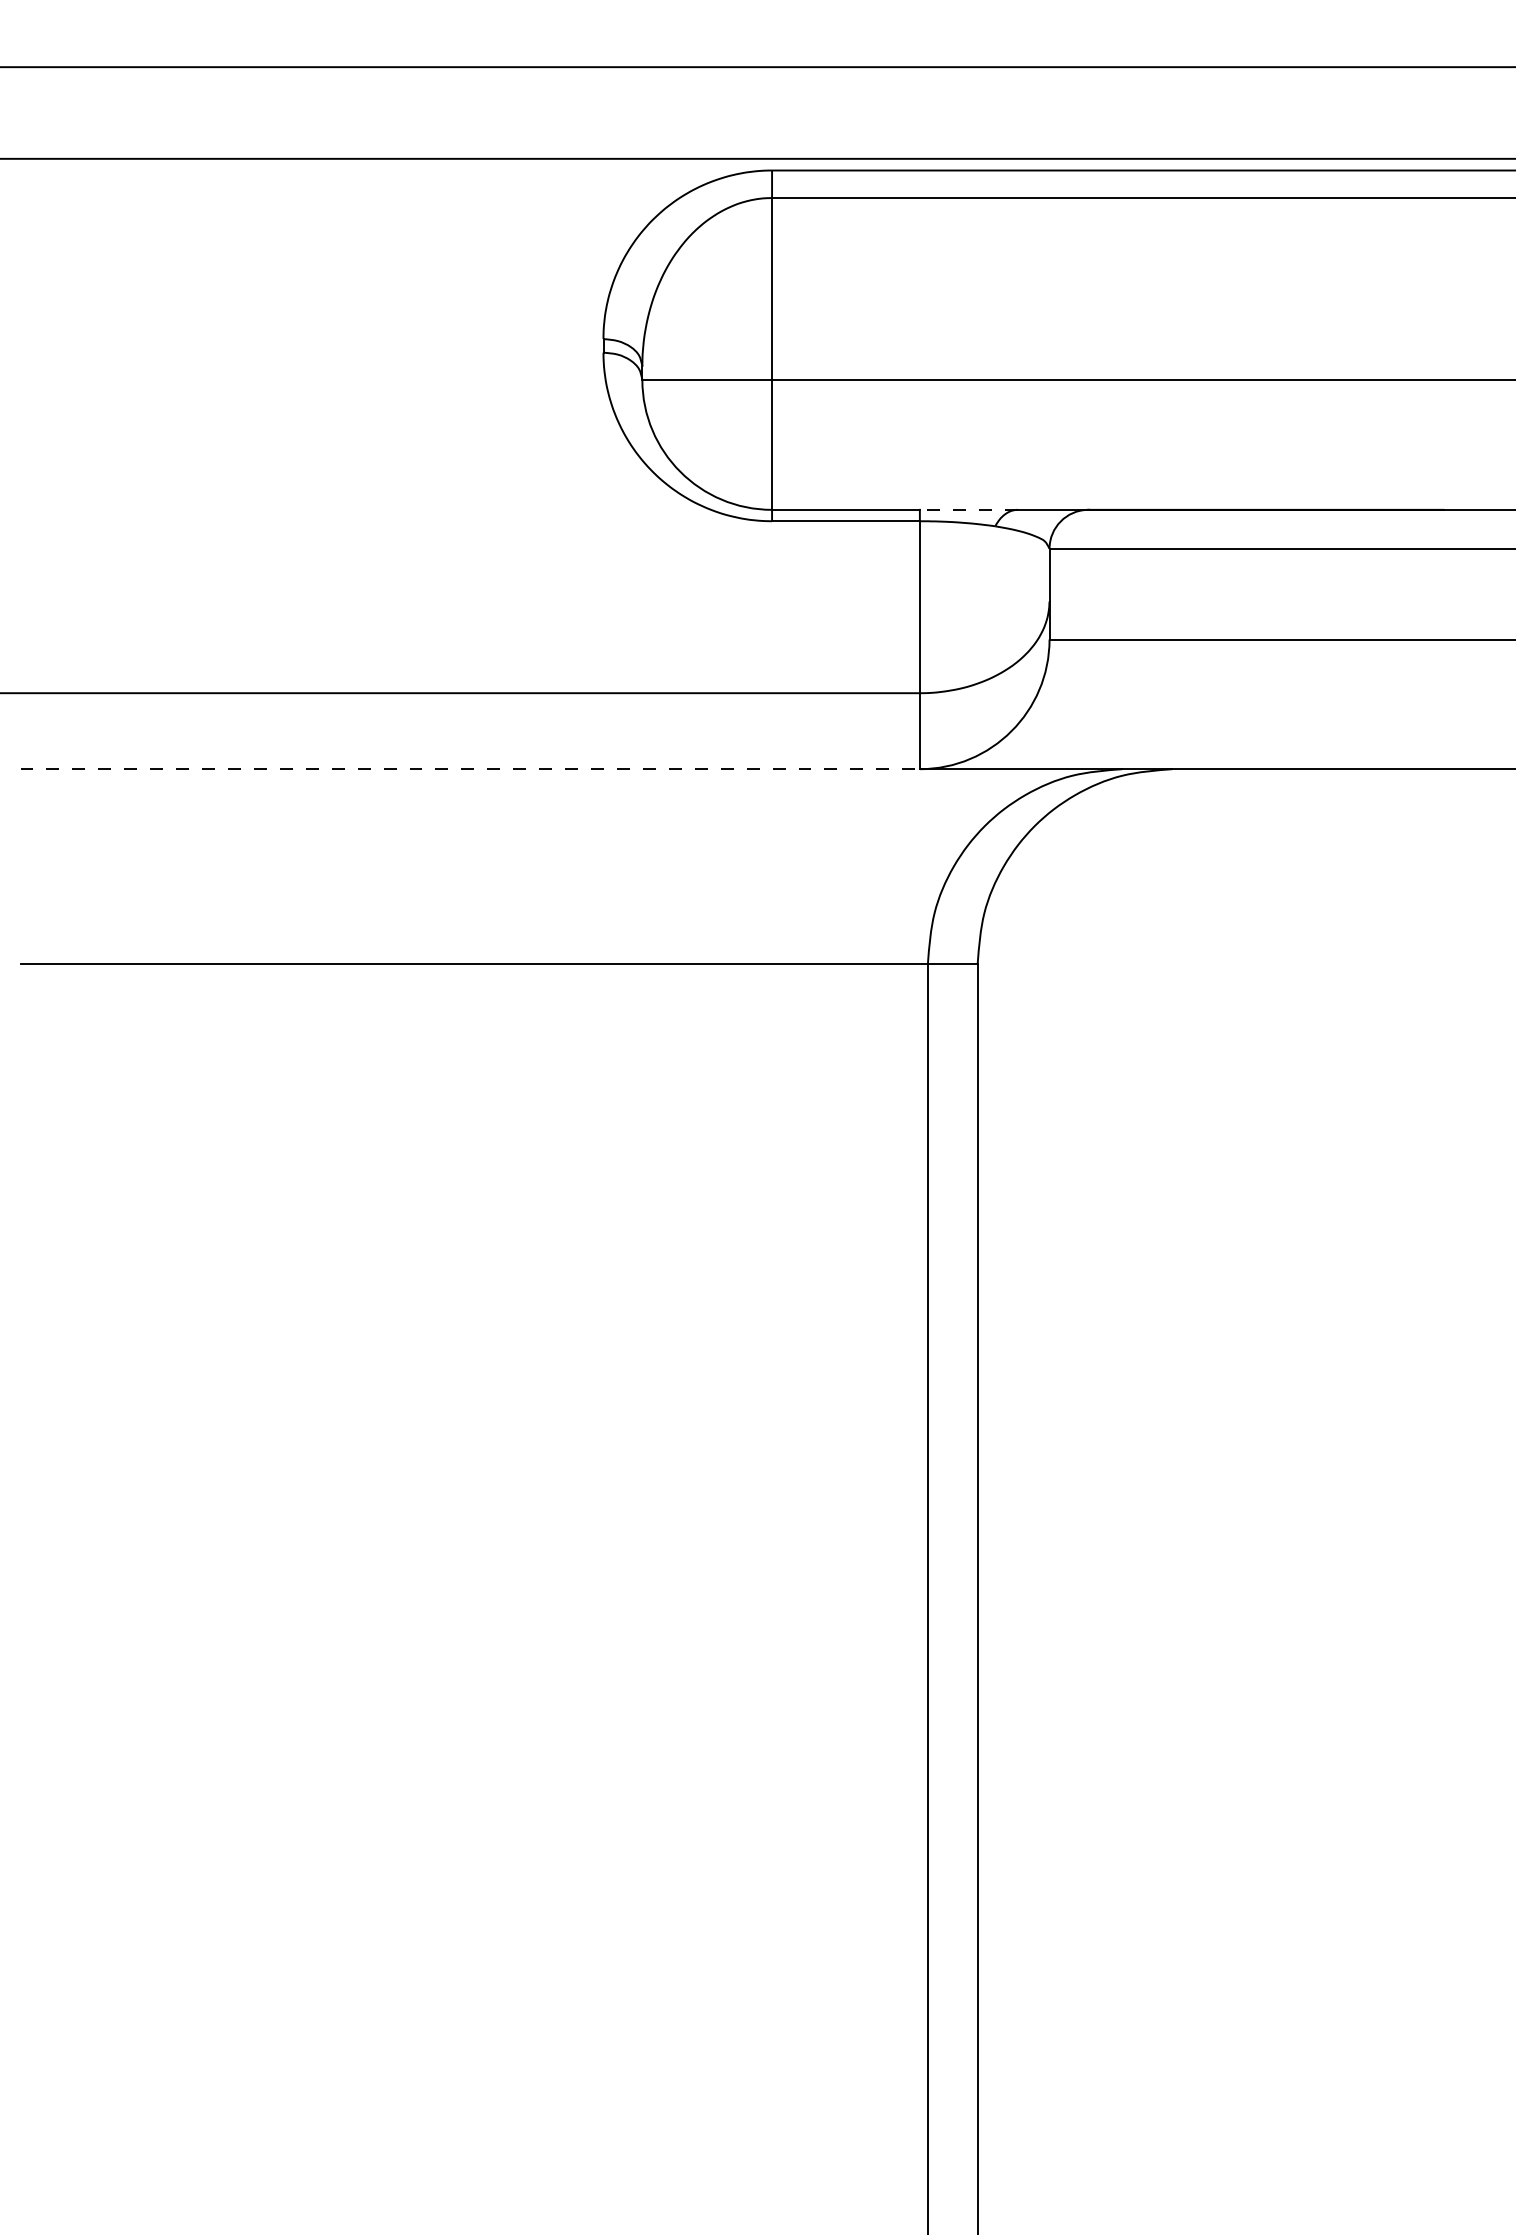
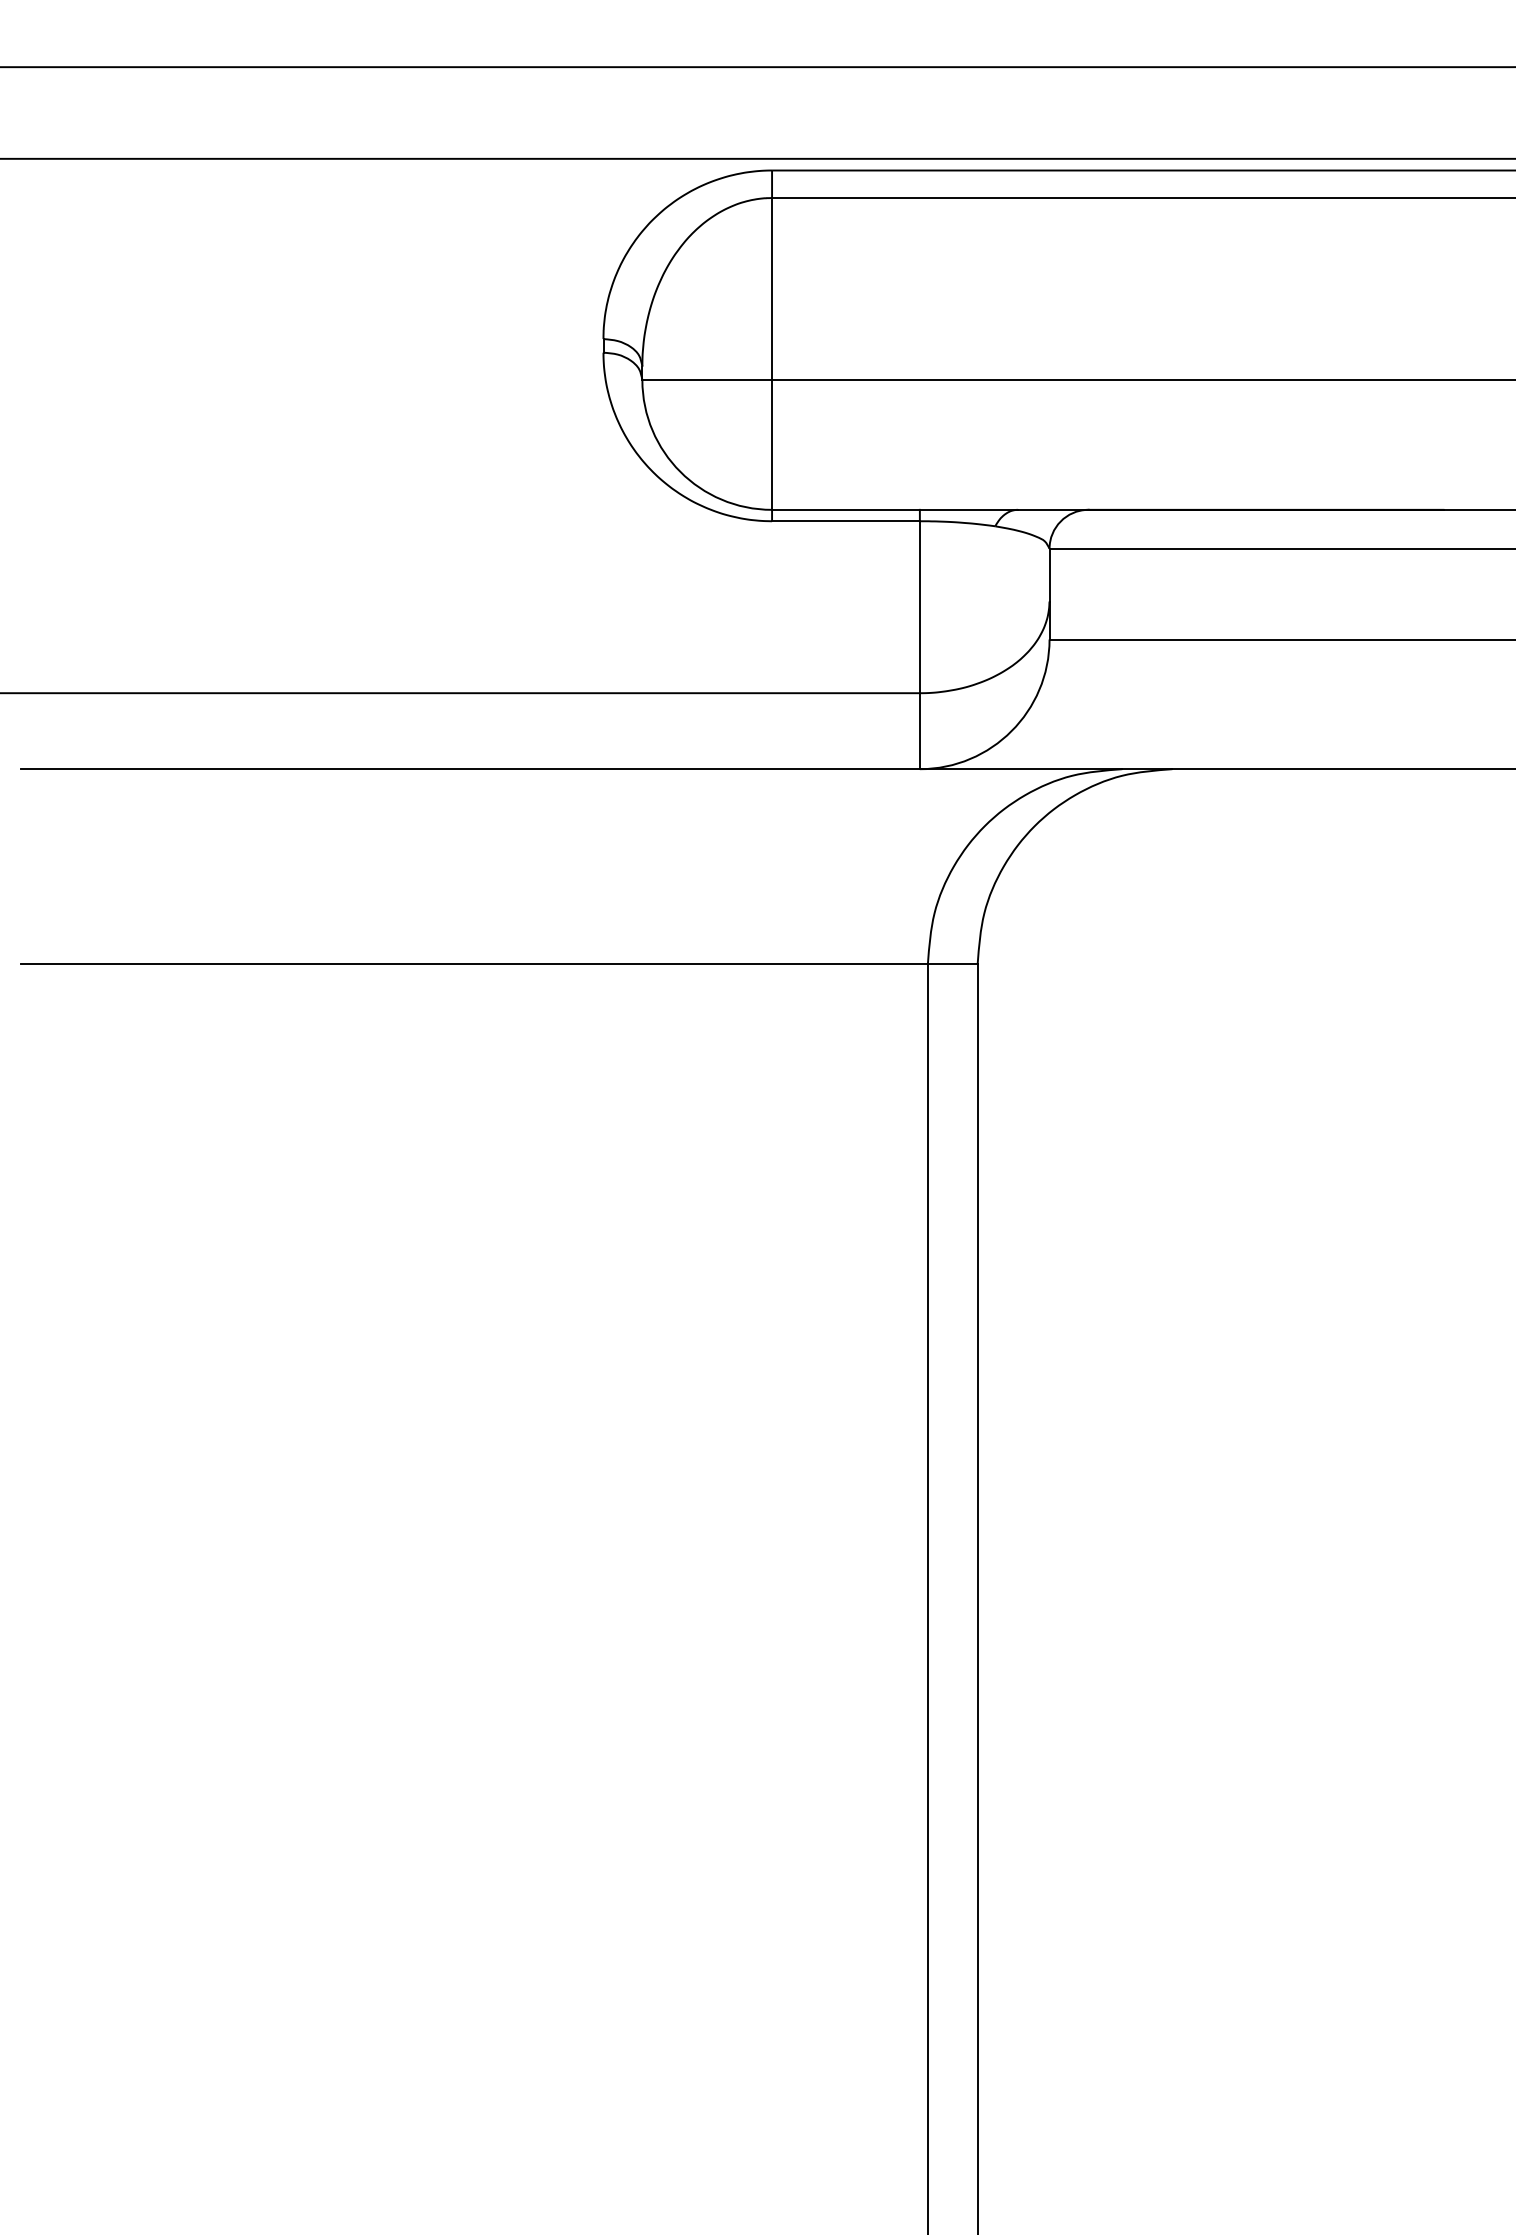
line: dashed -> solid (968, 509)
line: dashed -> solid (470, 769)
